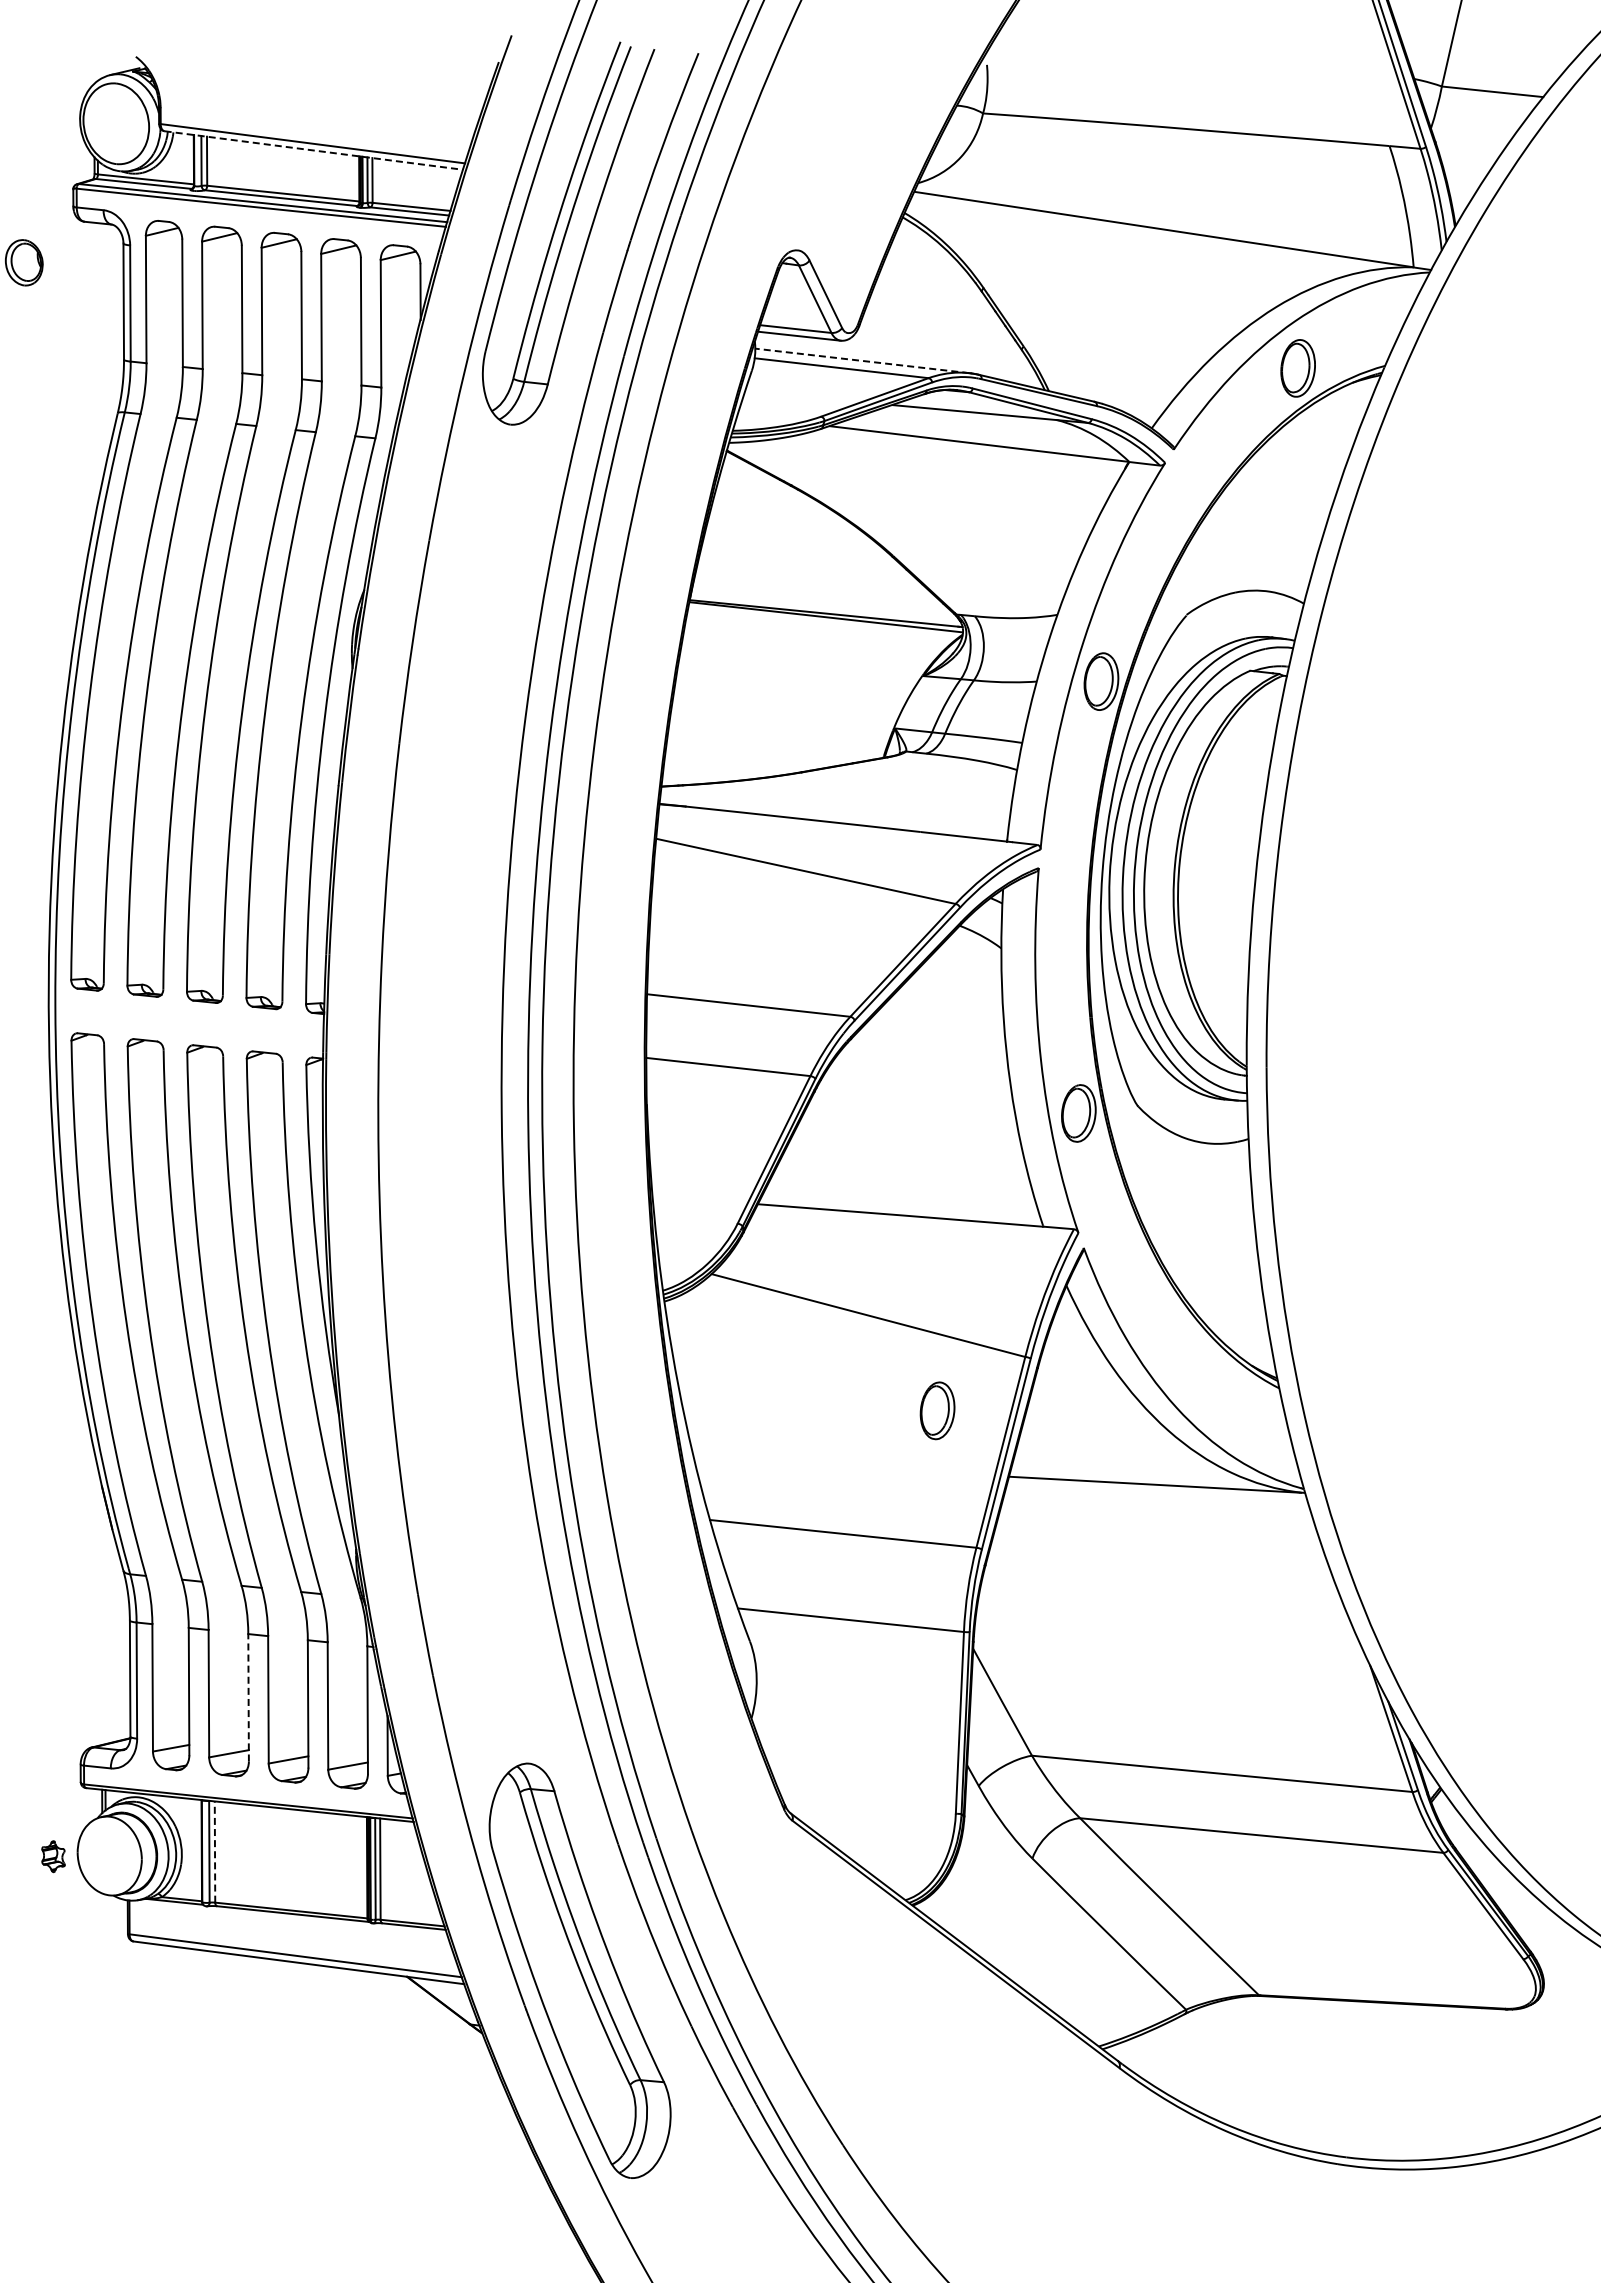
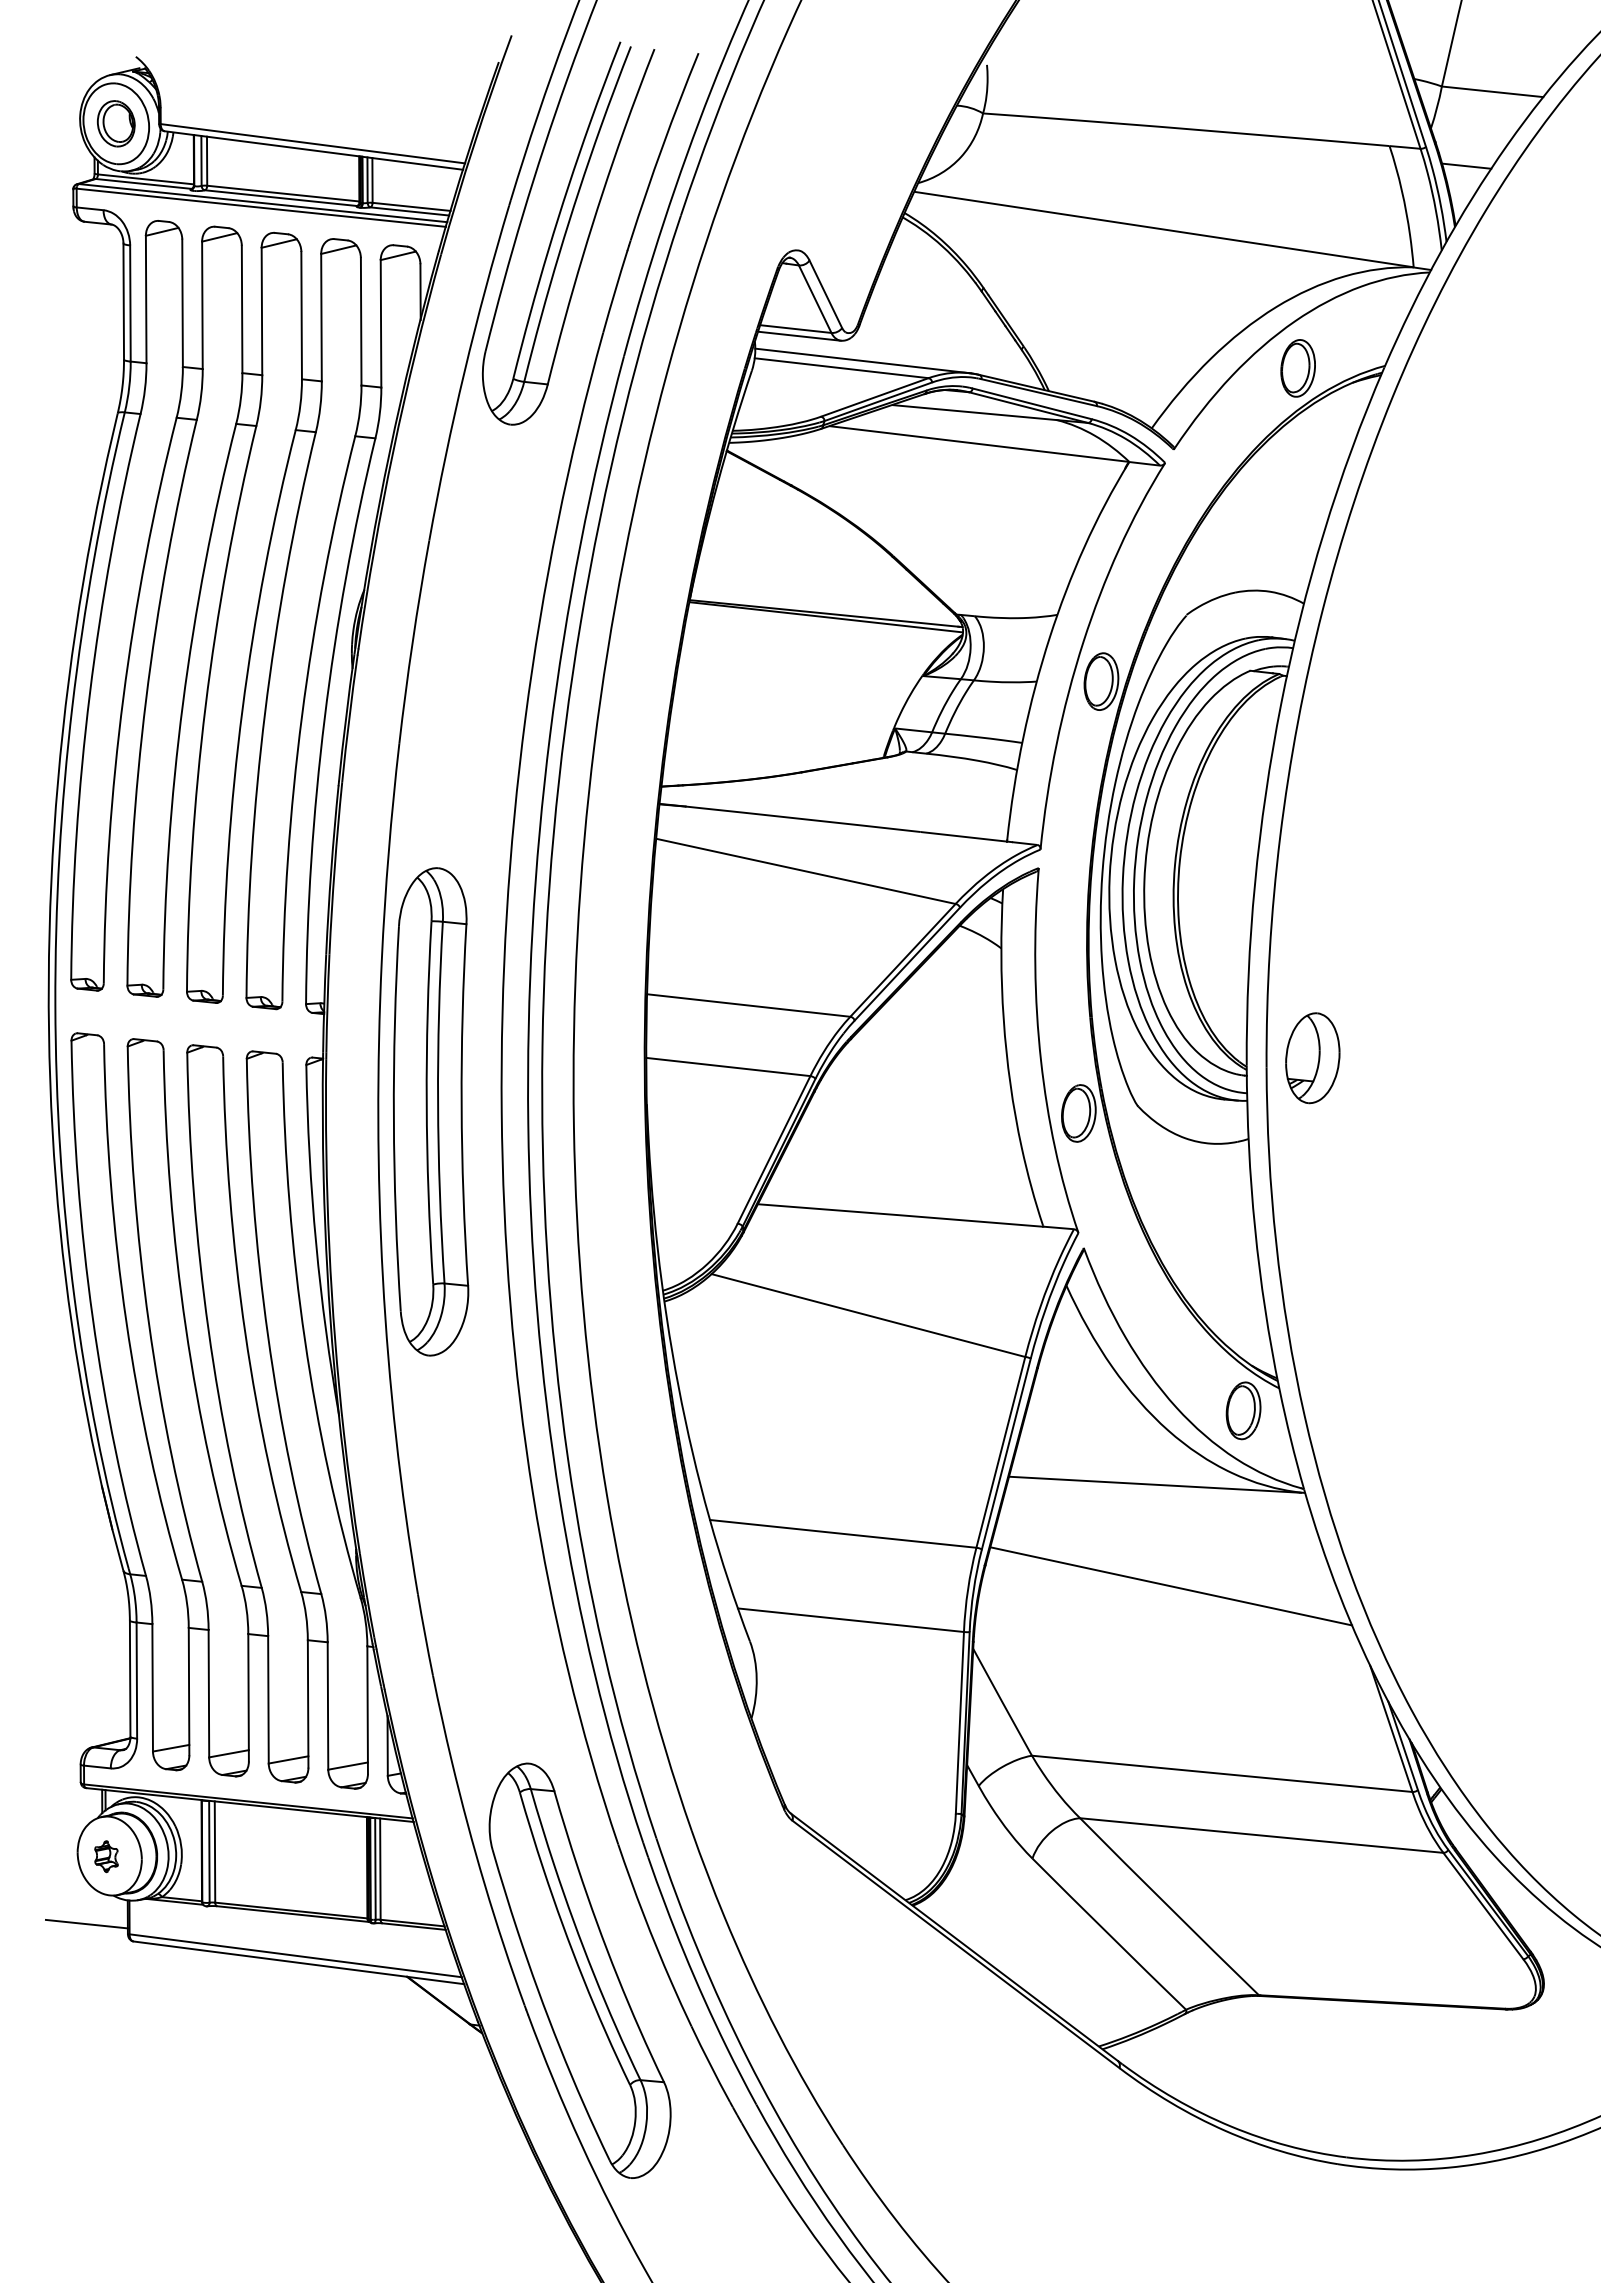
line: dashed -> solid (314, 150)
line: none -> present (1466, 165)
part position: (24, 262) -> (116, 123) (116, 123)
line: dashed -> solid (862, 360)
part: none -> present (1312, 1058)
part: none -> present (430, 1111)
part position: (937, 1410) -> (1243, 1410) (1243, 1410)
line: none -> present (1171, 1586)
line: dashed -> solid (248, 1697)
line: dashed -> solid (215, 1852)
part position: (53, 1856) -> (106, 1856) (106, 1856)
line: none -> present (86, 1923)
